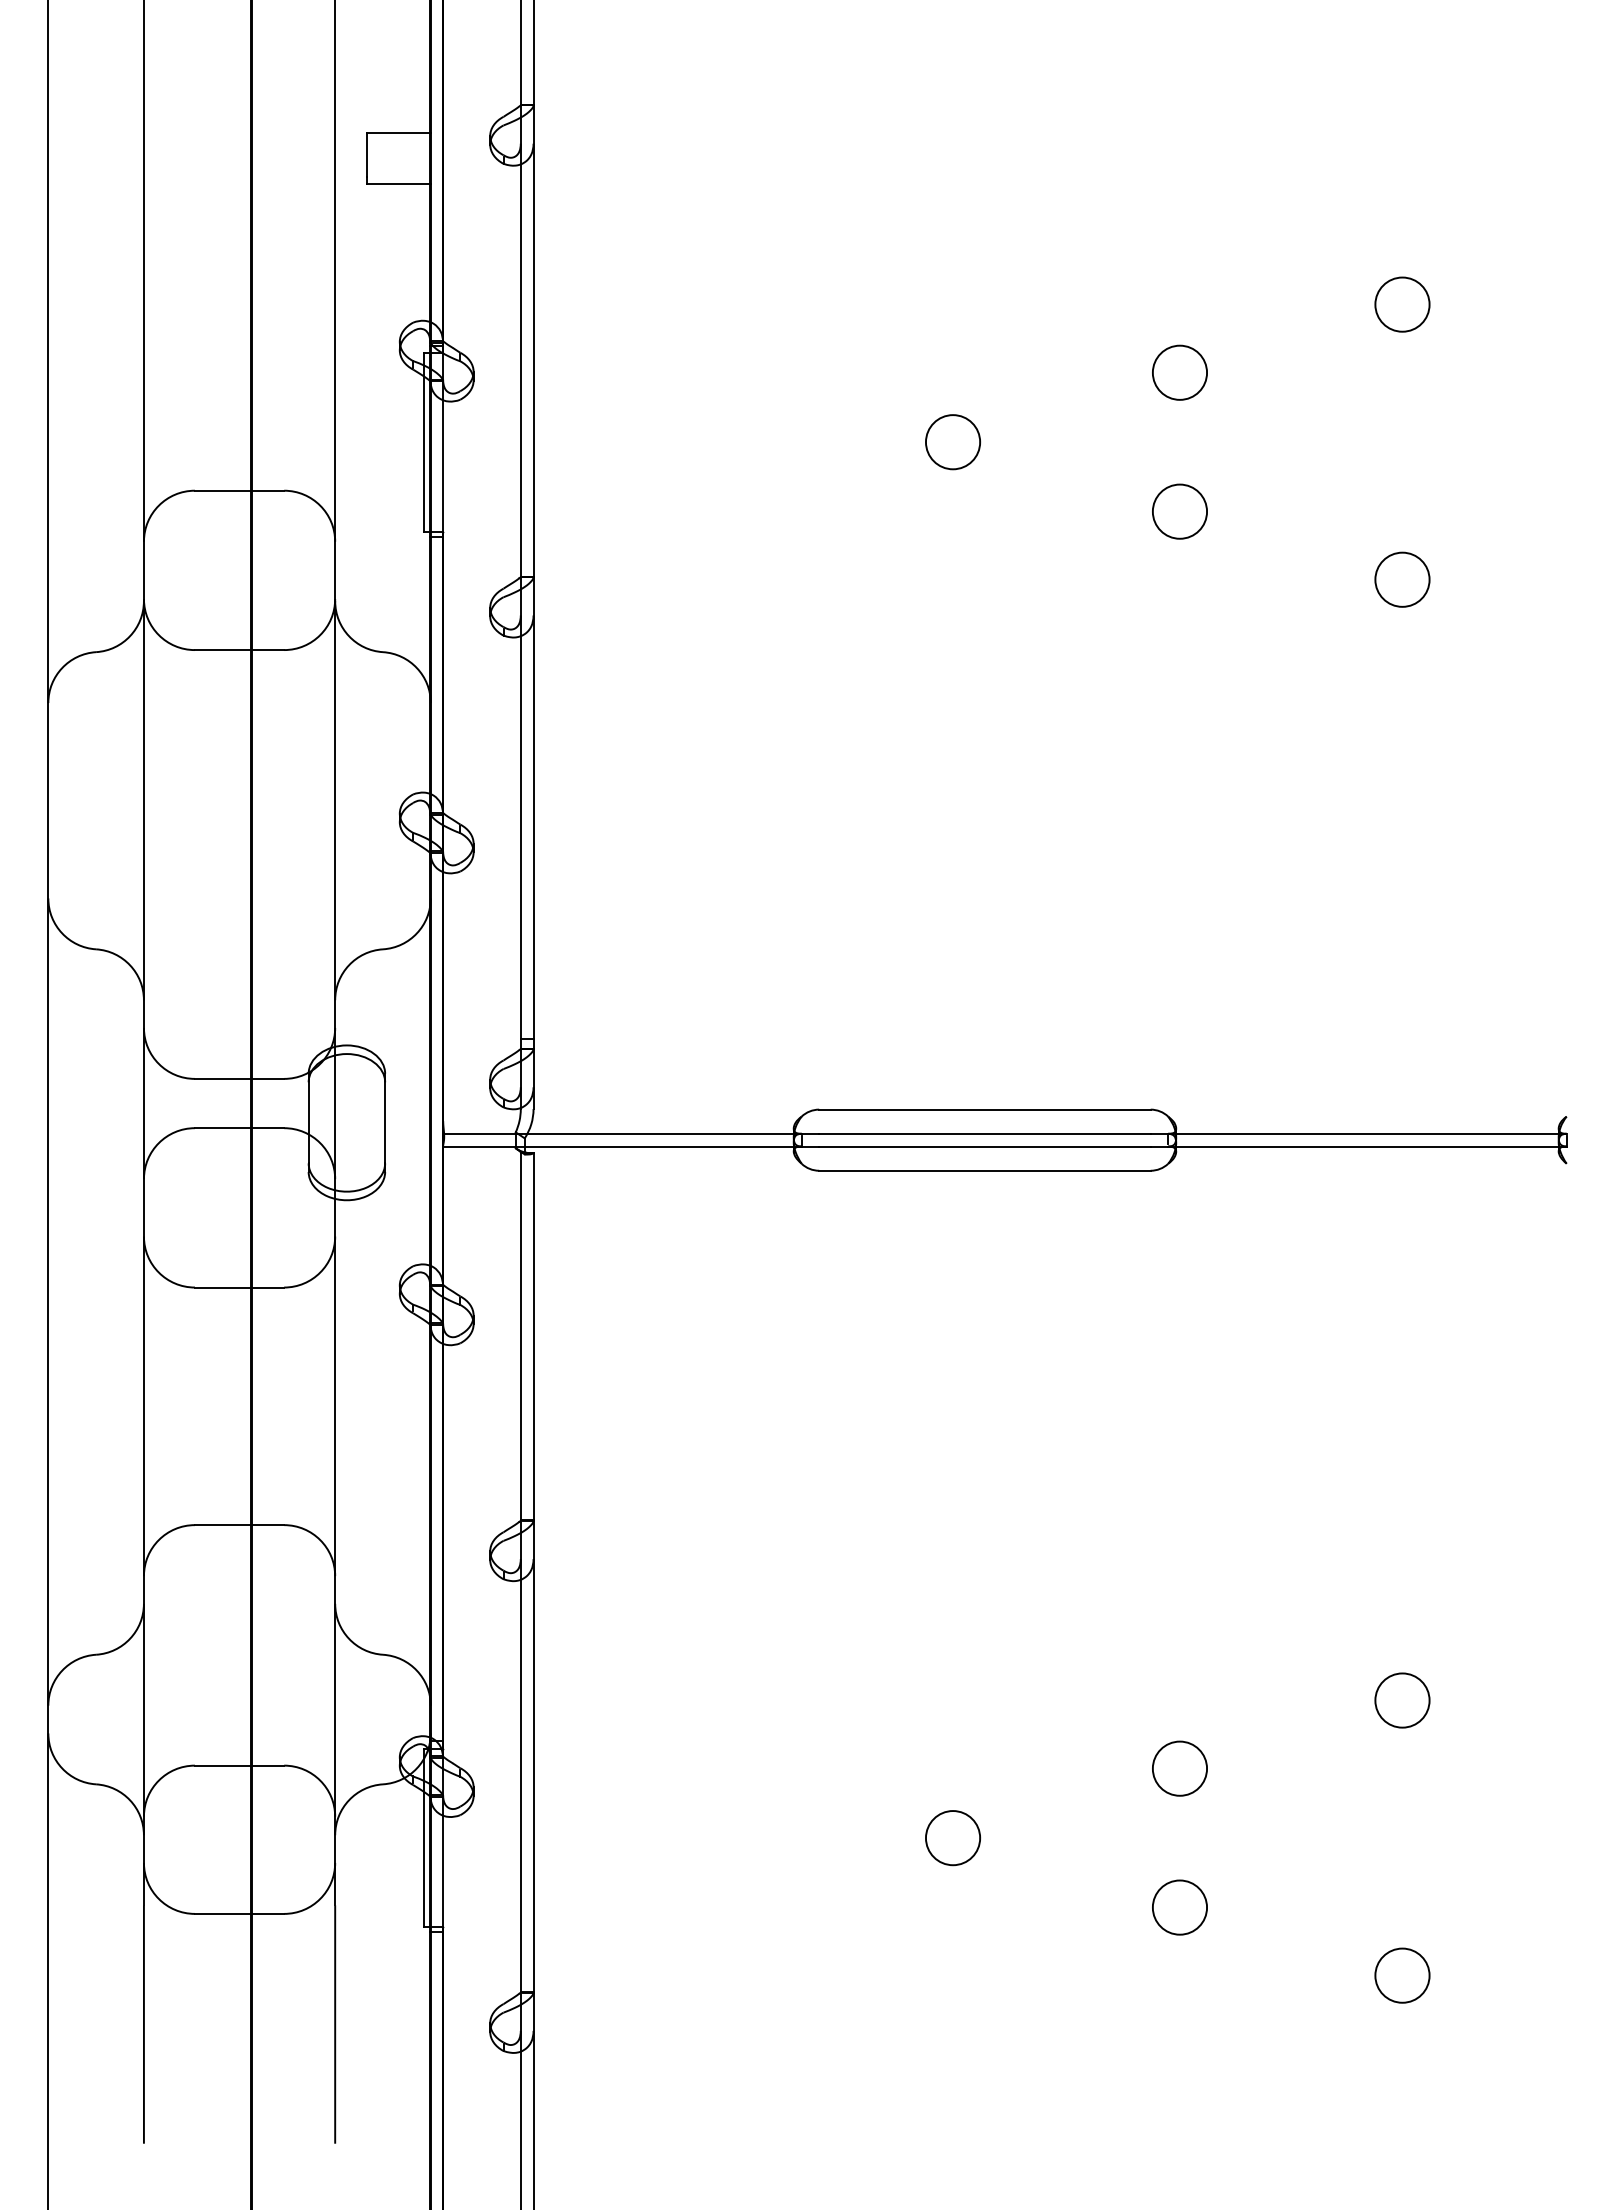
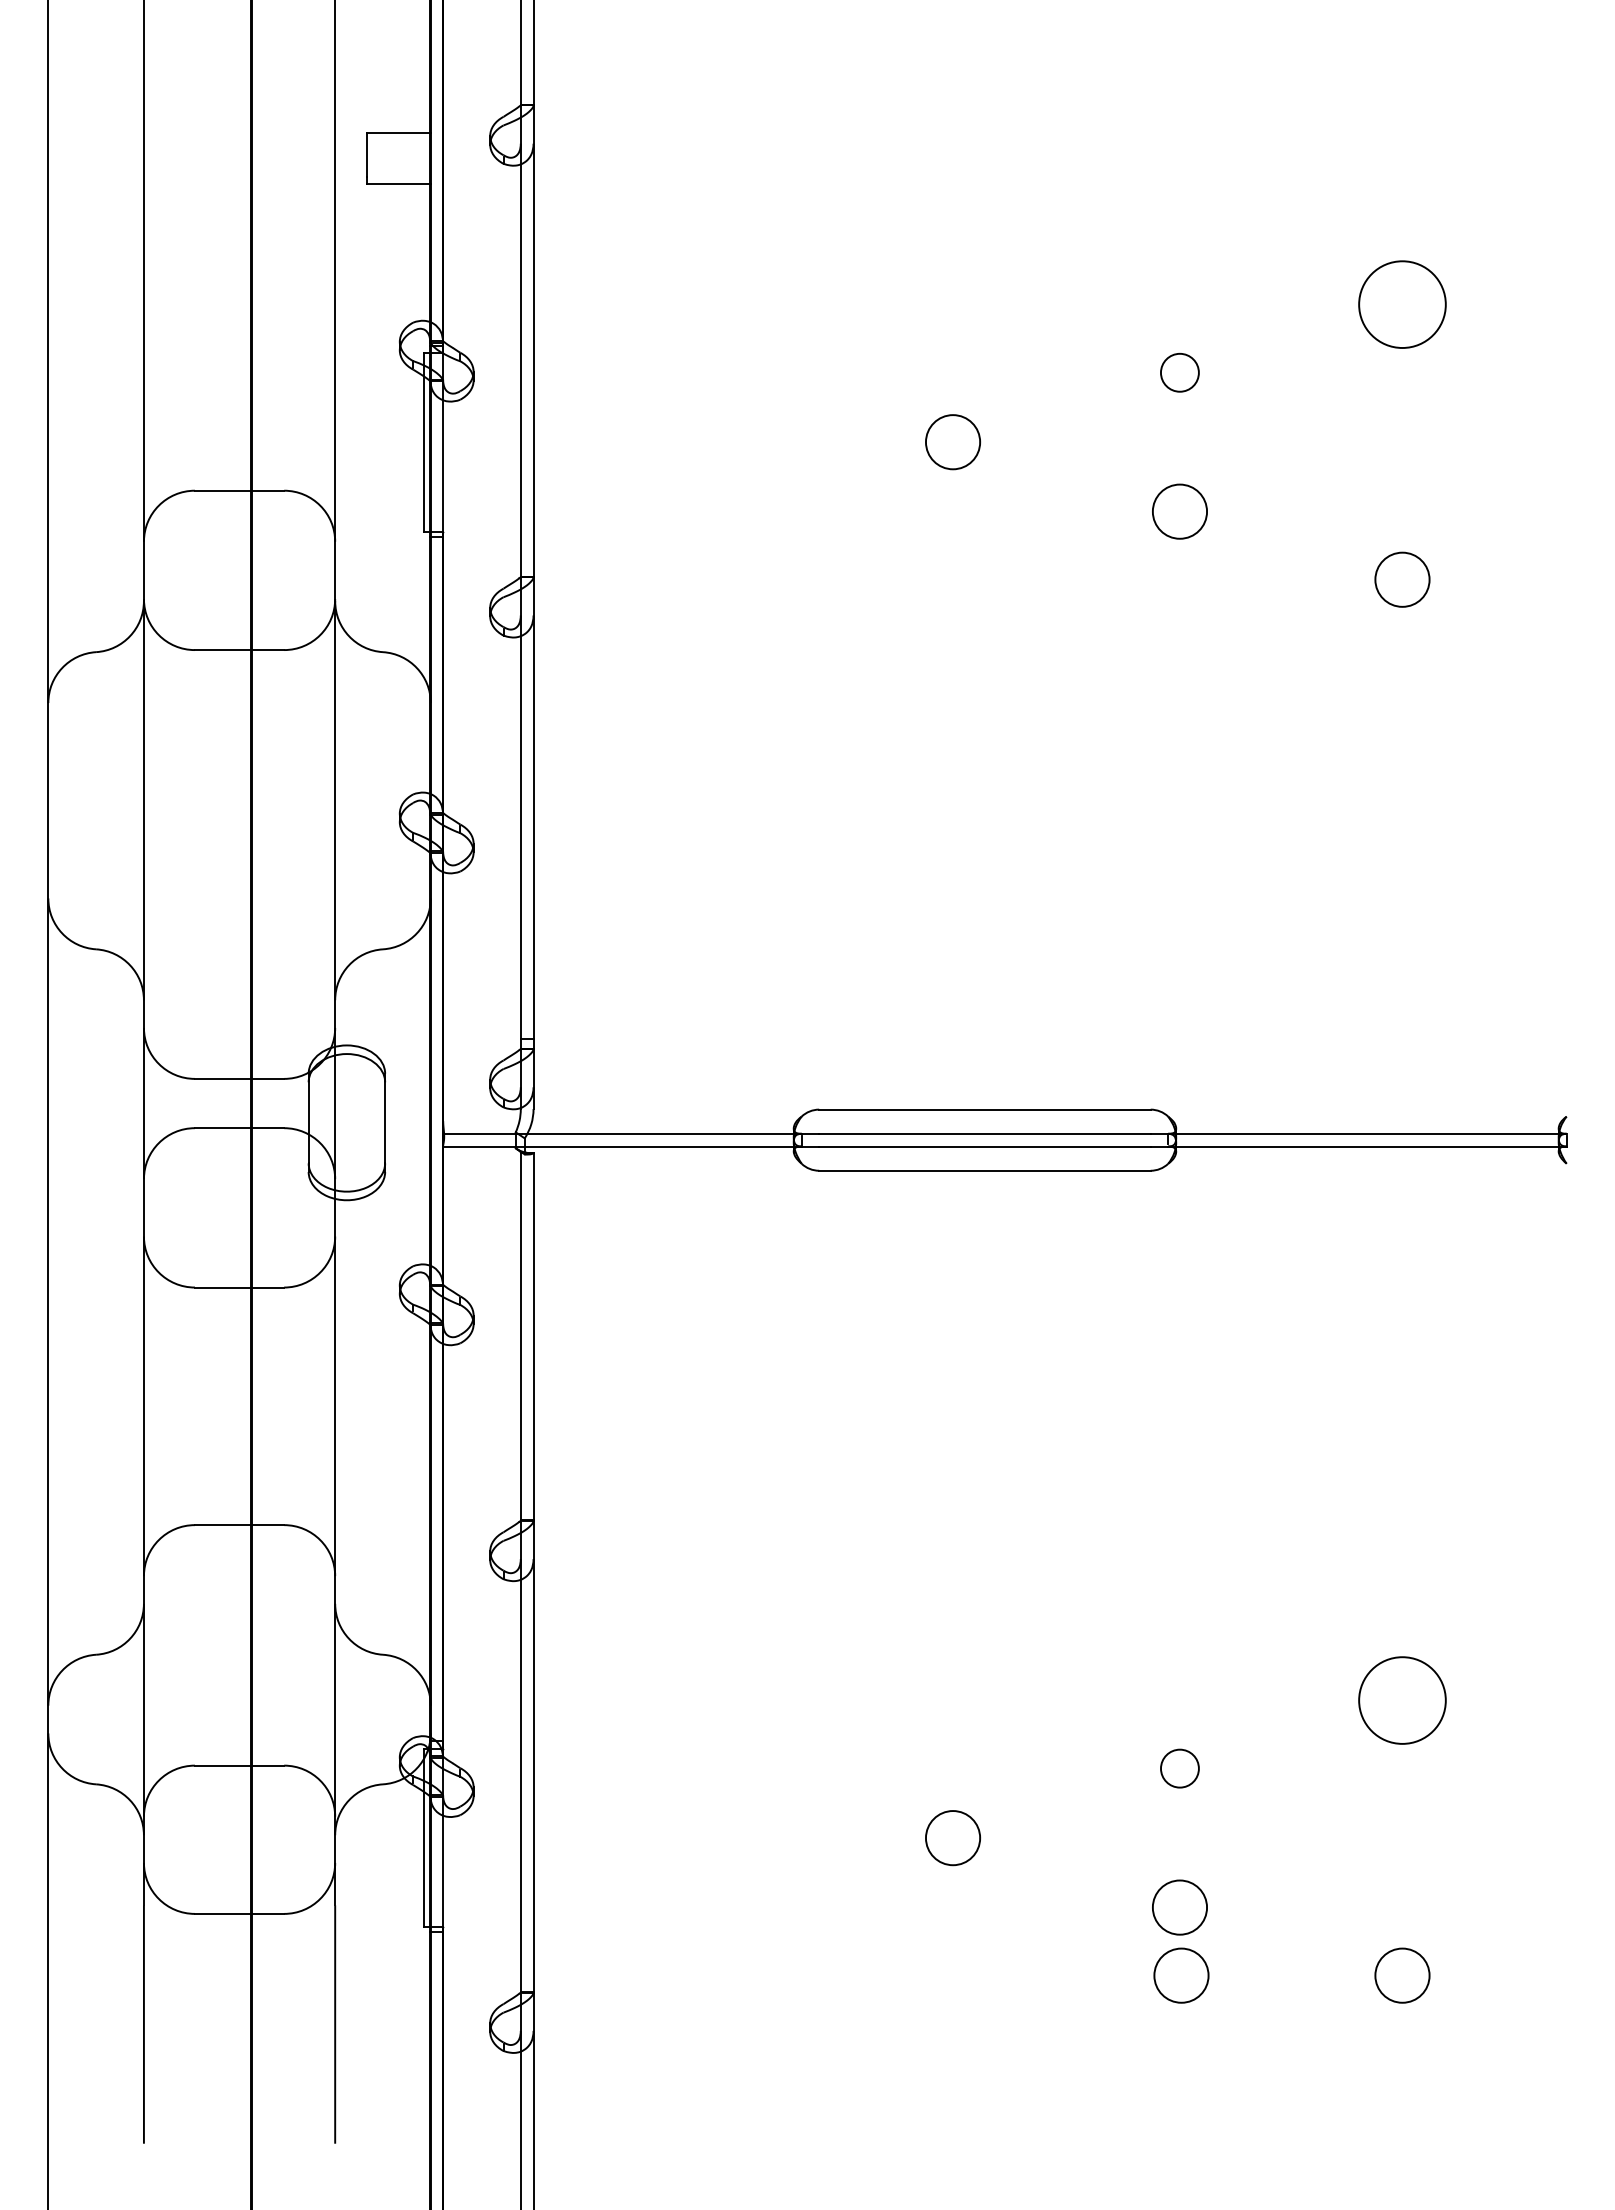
circle diameter: 54 px -> 87 px (1402, 304)
circle diameter: 54 px -> 38 px (1179, 372)
circle diameter: 54 px -> 87 px (1402, 1700)
circle size: 56x57 px -> 40x41 px (1179, 1768)
circle: none -> present (1181, 1975)
